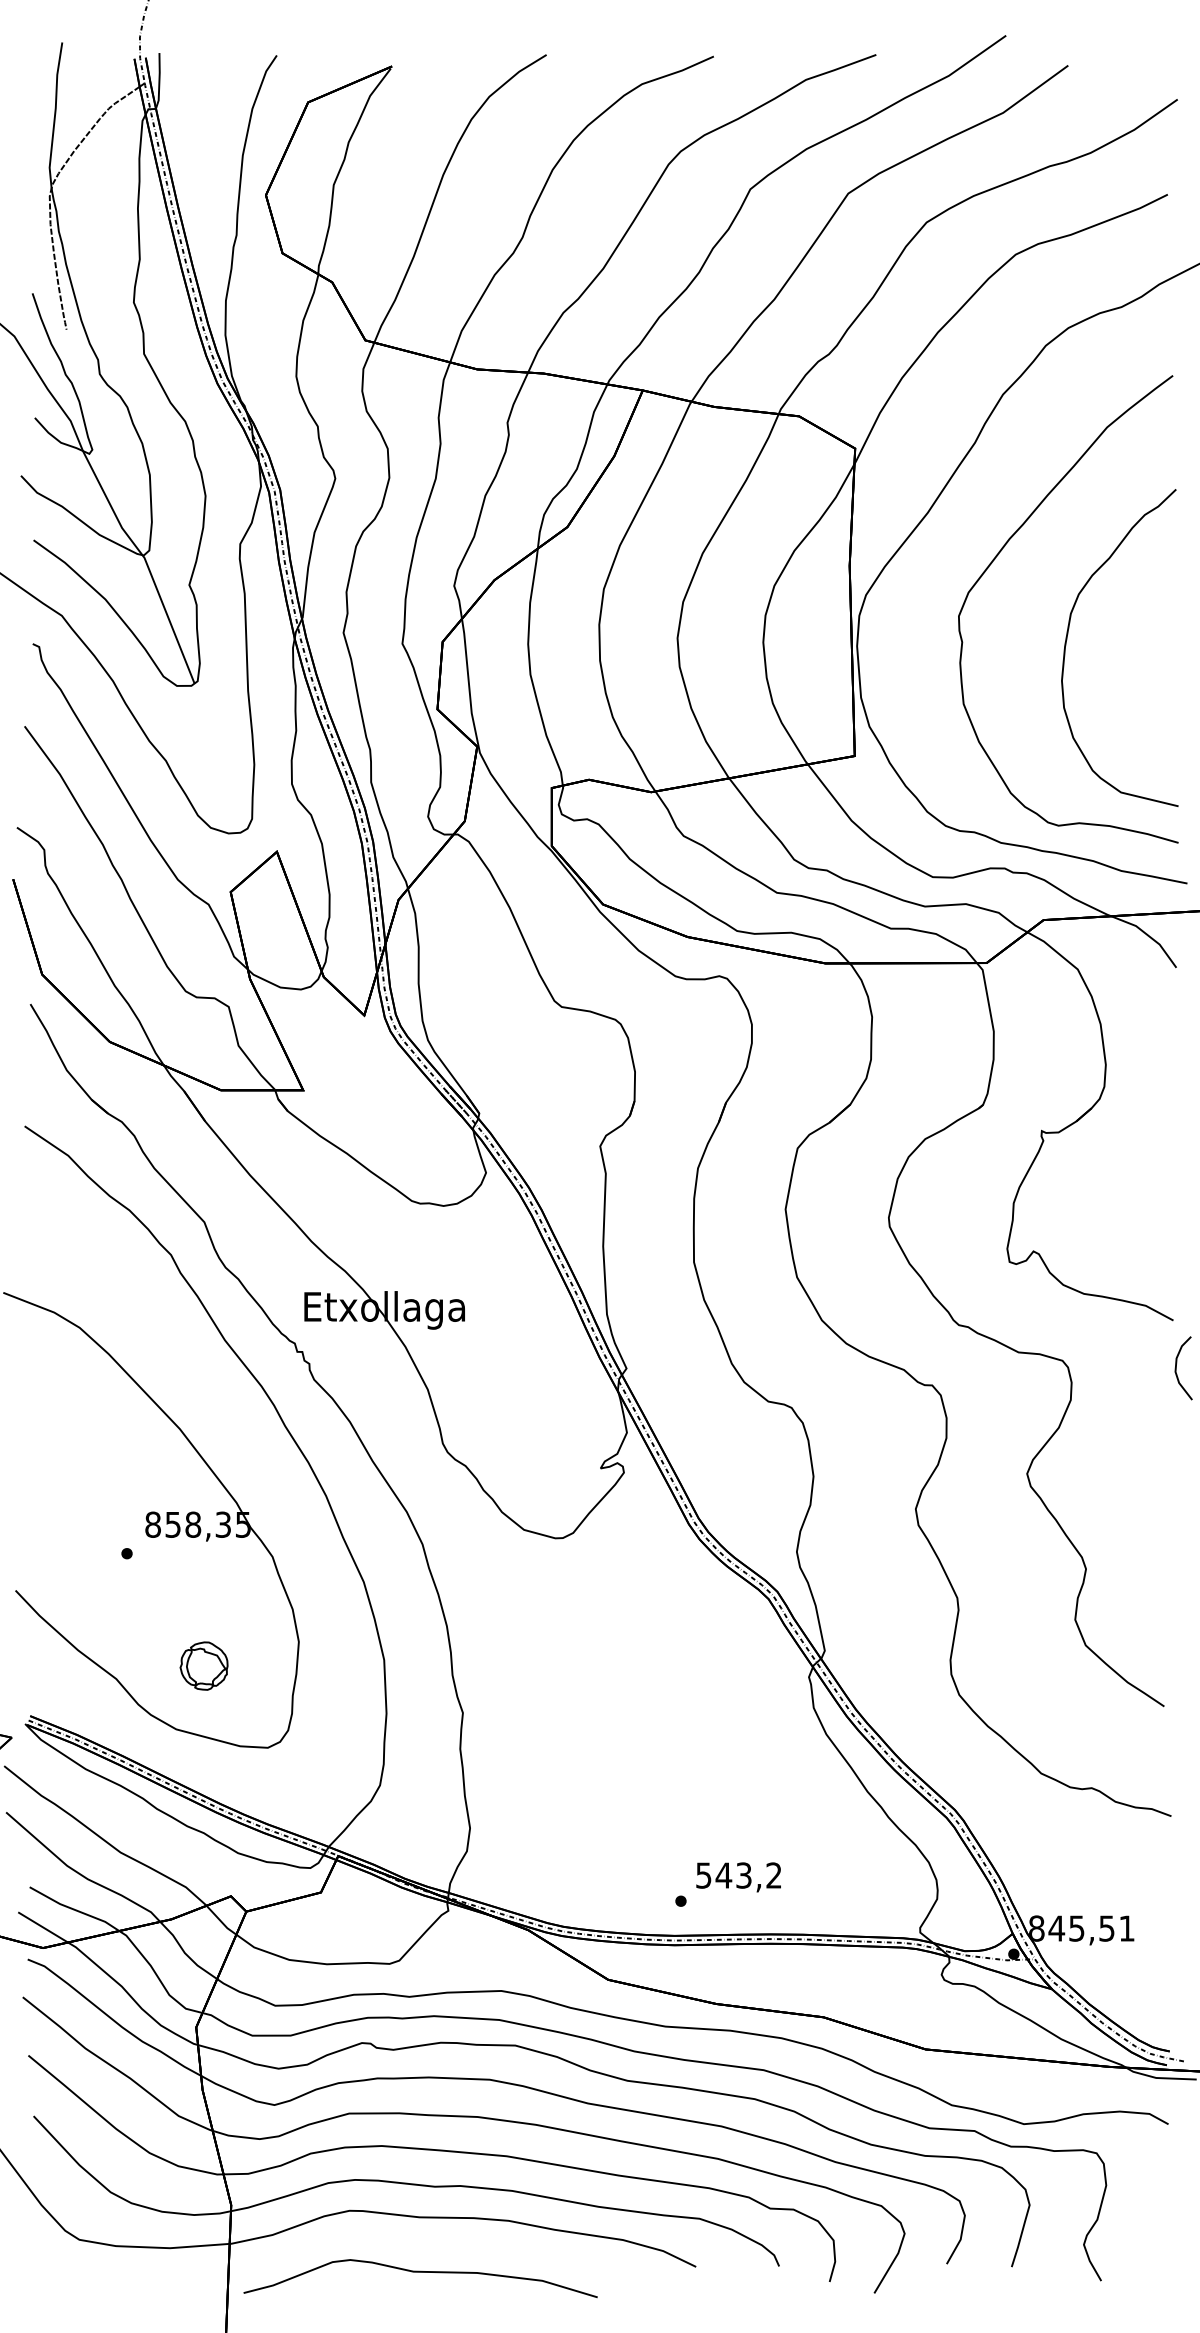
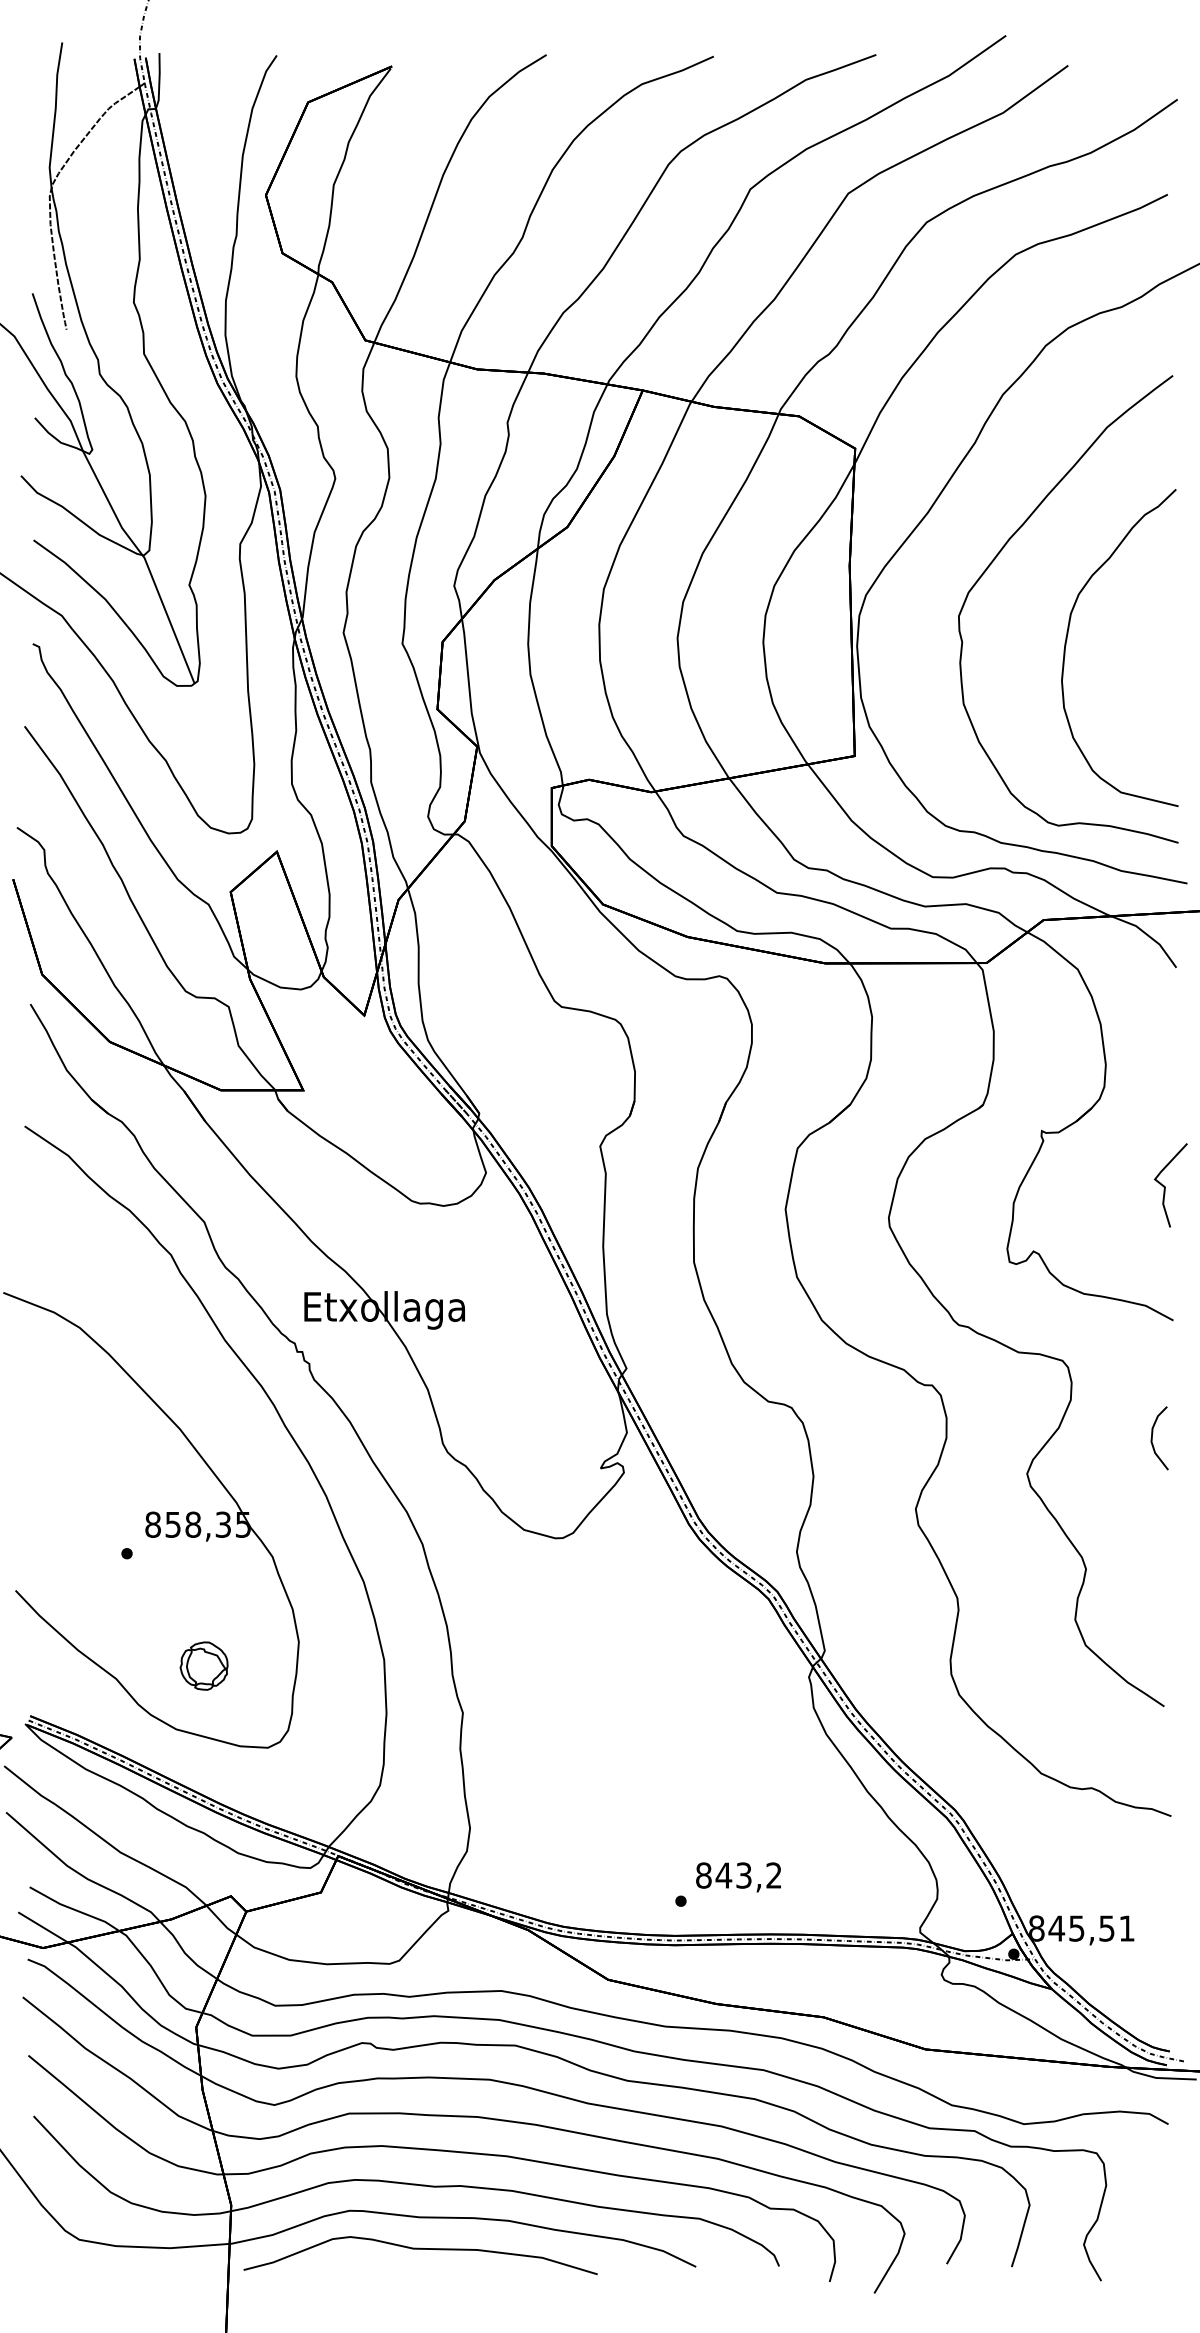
curve: none -> present (1165, 1186)
curve position: (1176, 1368) -> (1152, 1438) (1152, 1438)
text: 543,2 -> 843,2 (703, 1875)
curve position: (420, 2272) -> (420, 2249) (420, 2249)
